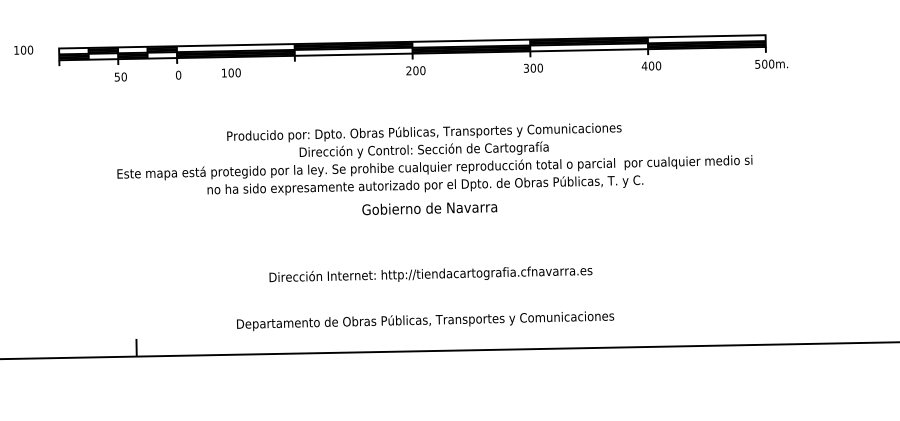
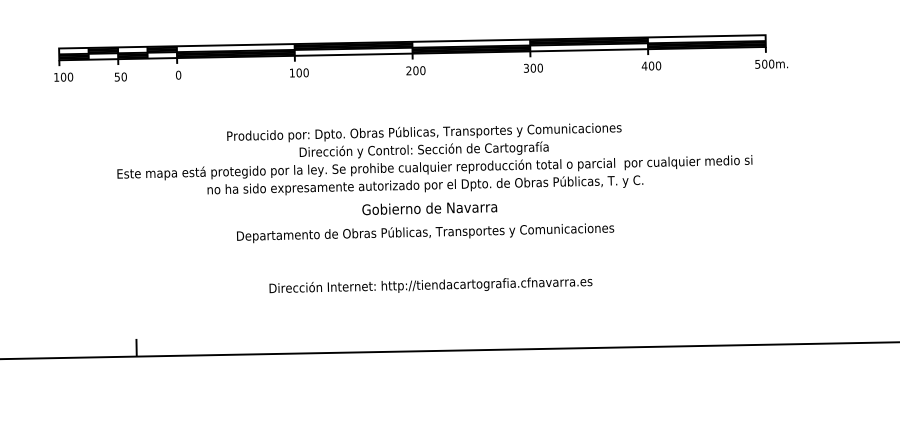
text position: (23, 49) -> (63, 76) (63, 76)
text position: (231, 72) -> (299, 72) (299, 72)
text position: (430, 274) -> (430, 285) (430, 285)
text position: (425, 321) -> (425, 233) (425, 233)
